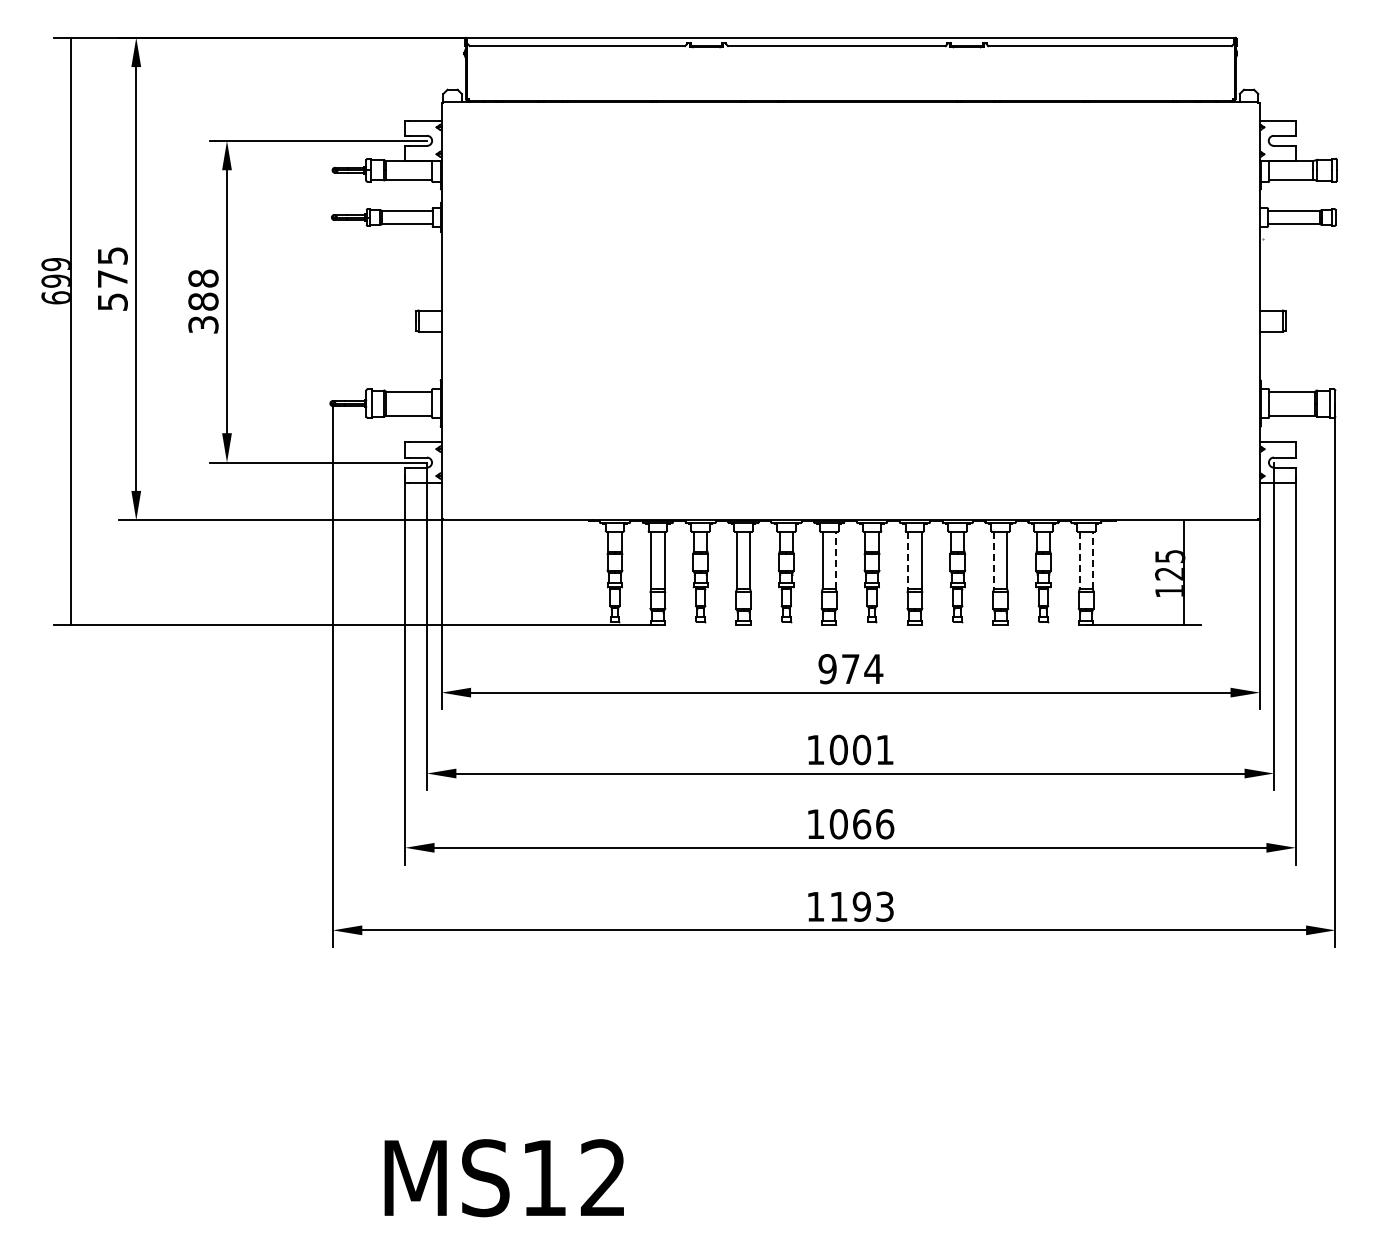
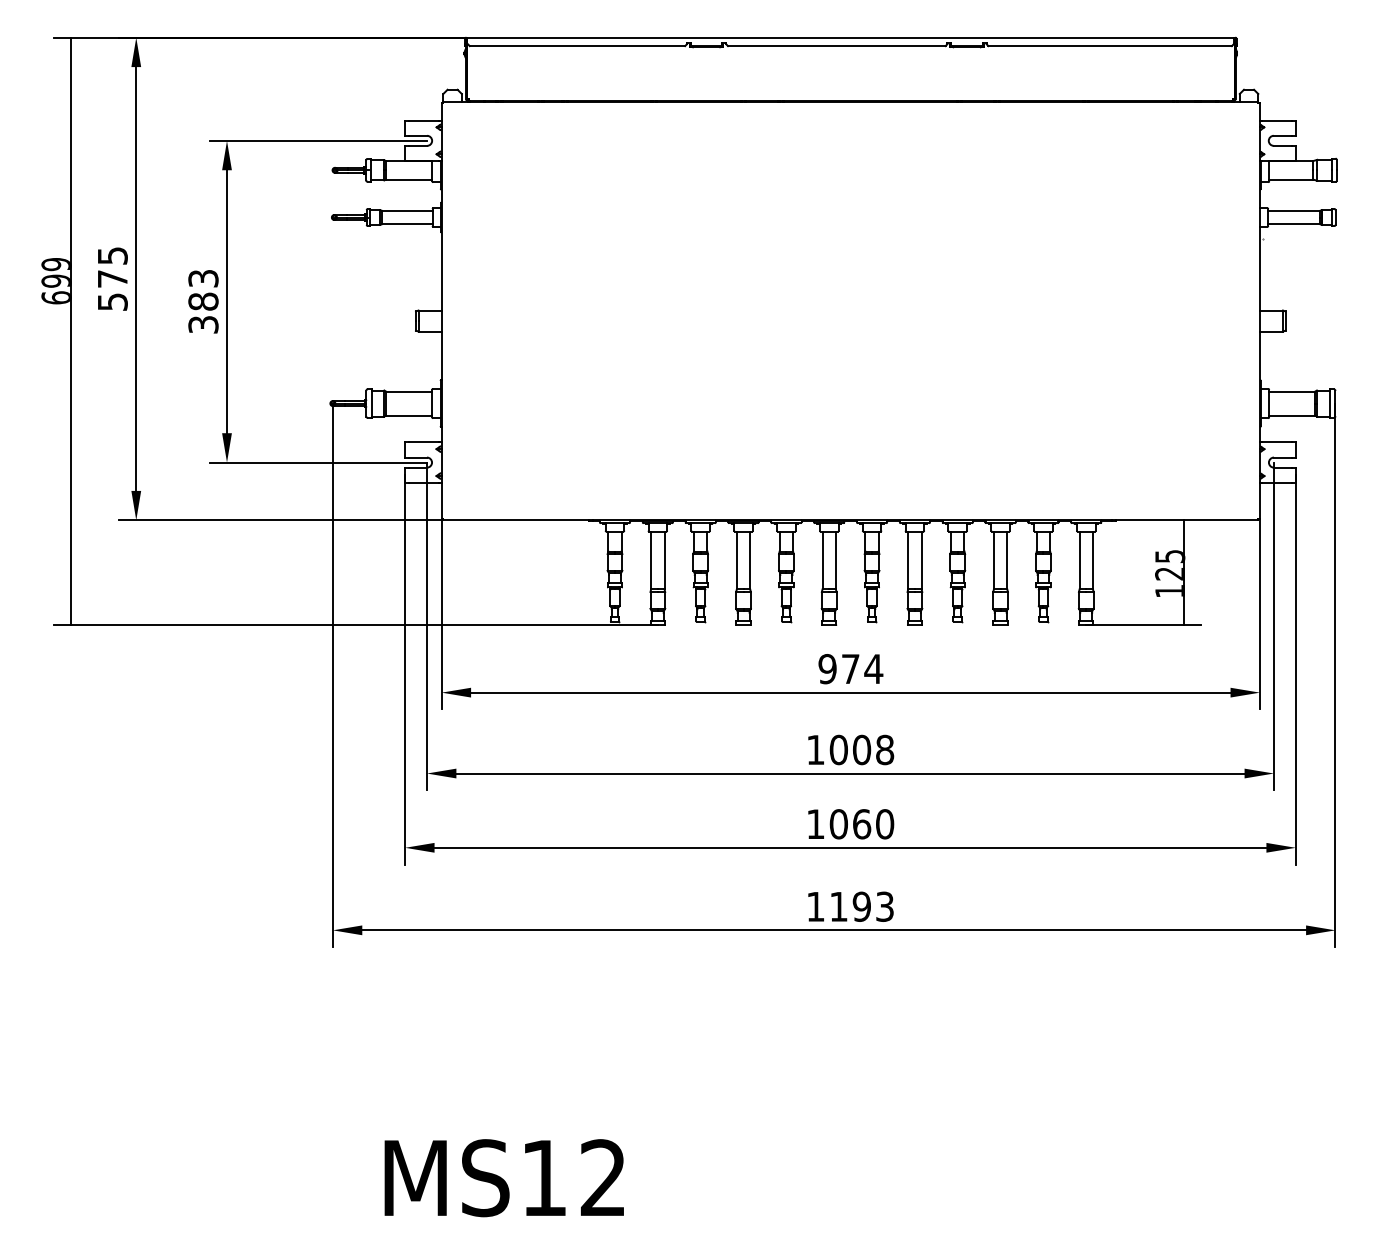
text: 388 -> 383 (203, 278)
line: dashed -> solid (835, 560)
line: dashed -> solid (908, 560)
line: dashed -> solid (993, 560)
line: dashed -> solid (1079, 560)
line: dashed -> solid (1093, 560)
text: 1001 -> 1008 (885, 749)
text: 1066 -> 1060 (885, 824)
